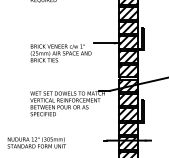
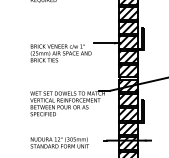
text position: (36, 142) -> (59, 142) (59, 142)
